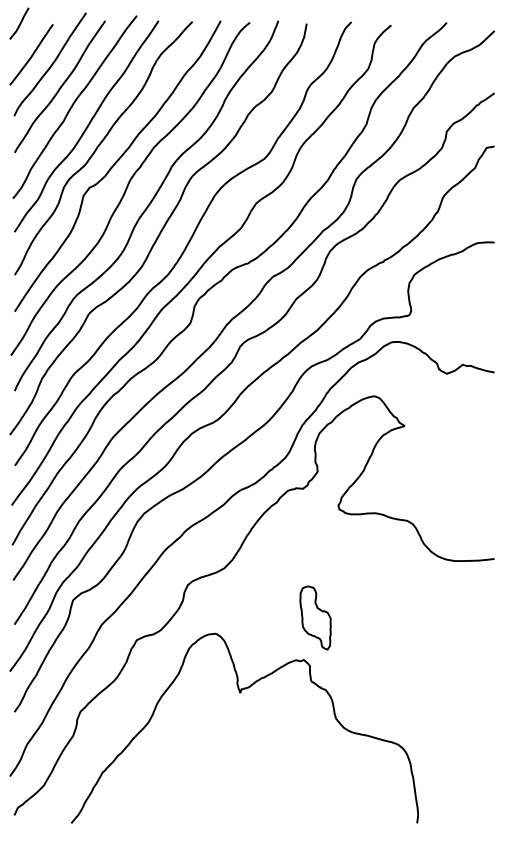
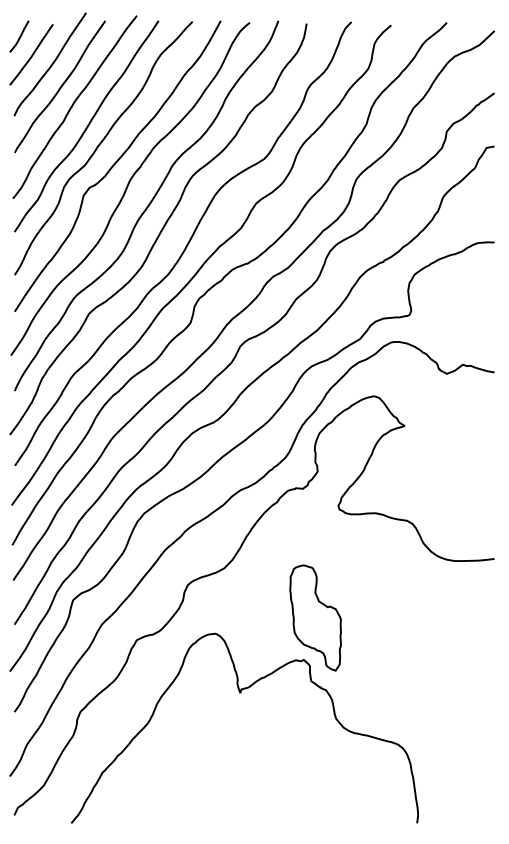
curve position: (19, 23) -> (19, 36) (19, 36)
part size: 33x66 px -> 53x108 px (315, 617)
